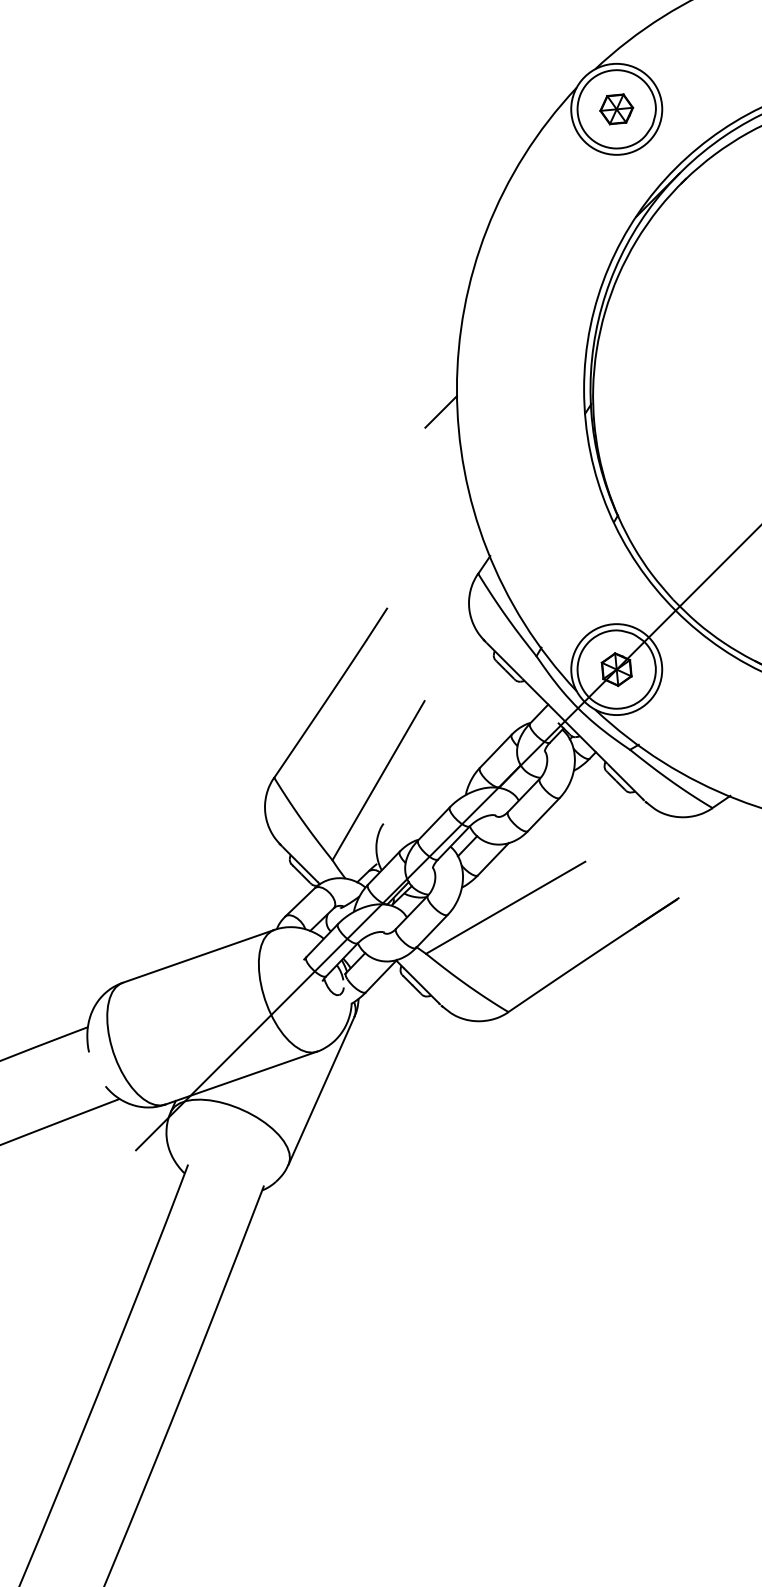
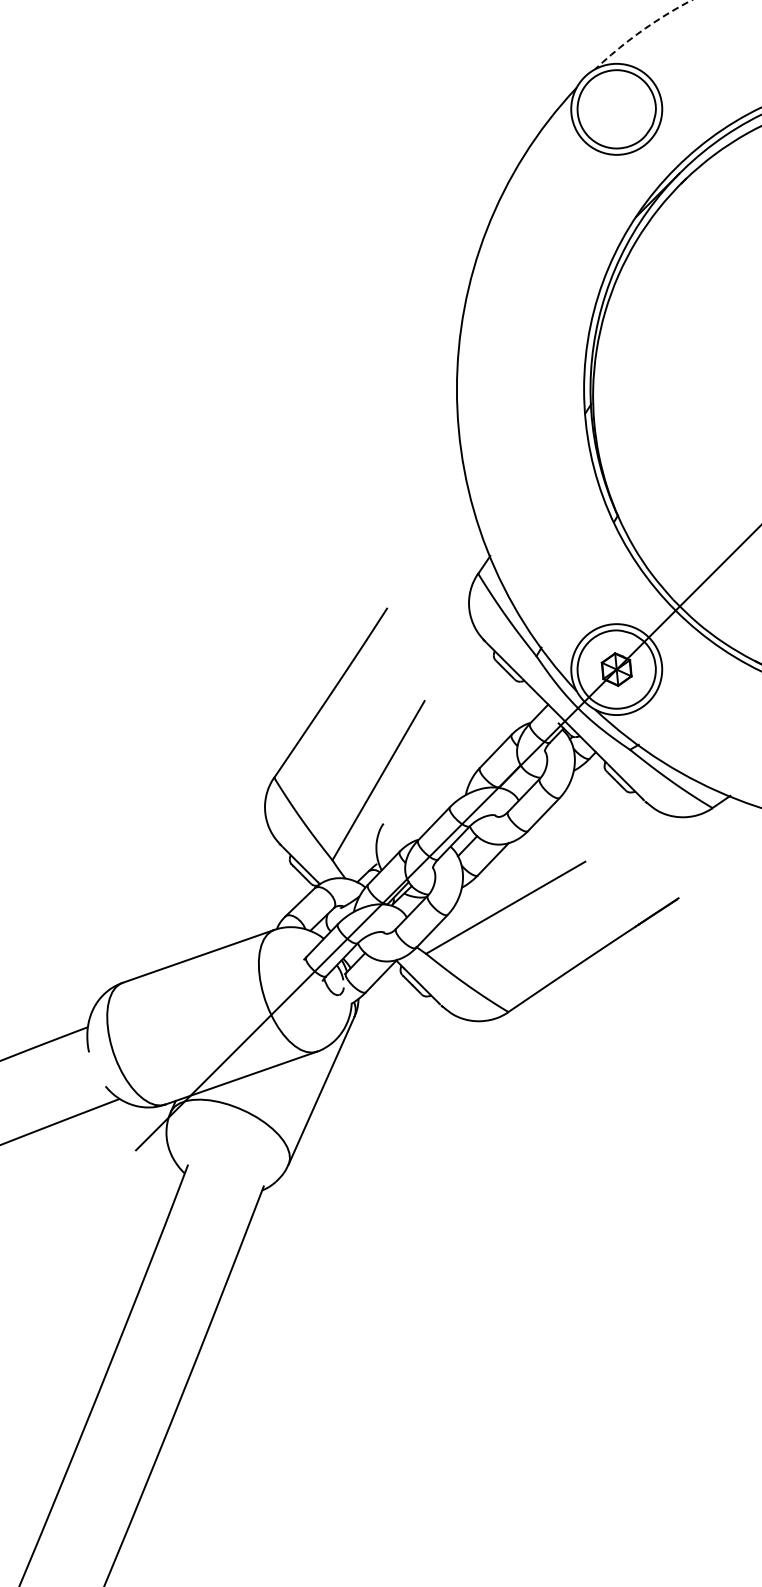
arc: solid -> dashed (641, 31)
part: present -> none (616, 109)
line: present -> none (440, 411)
